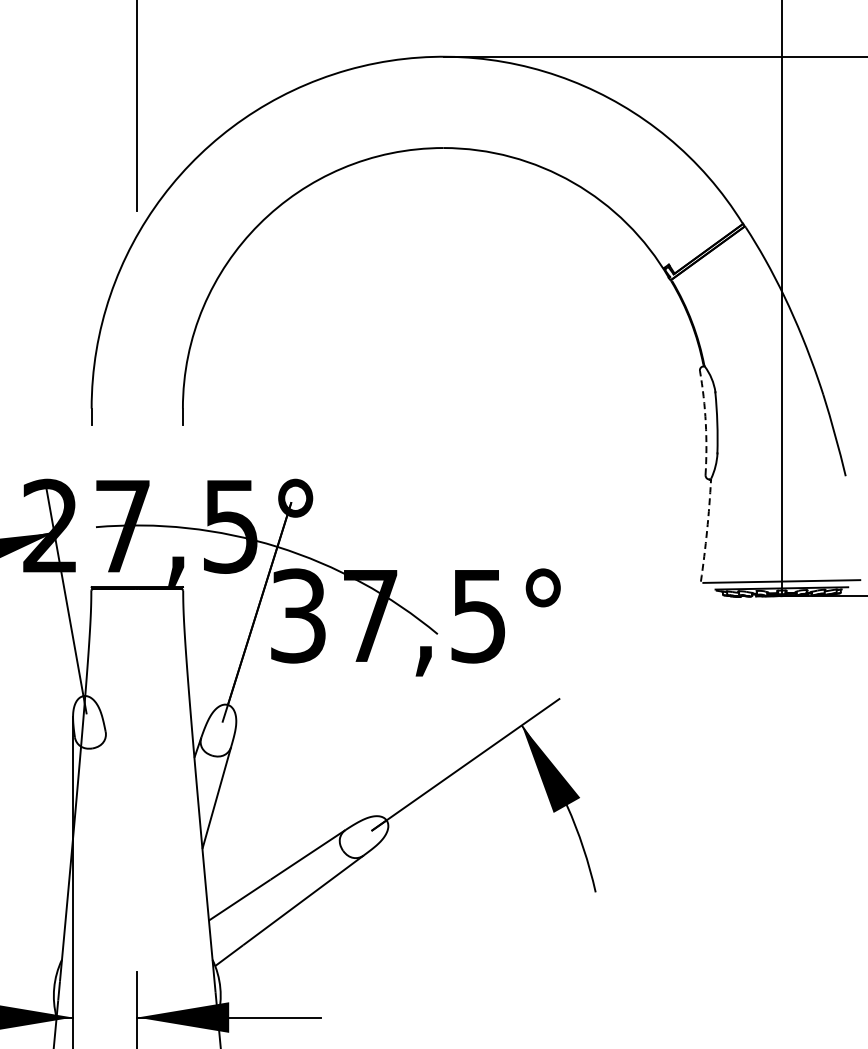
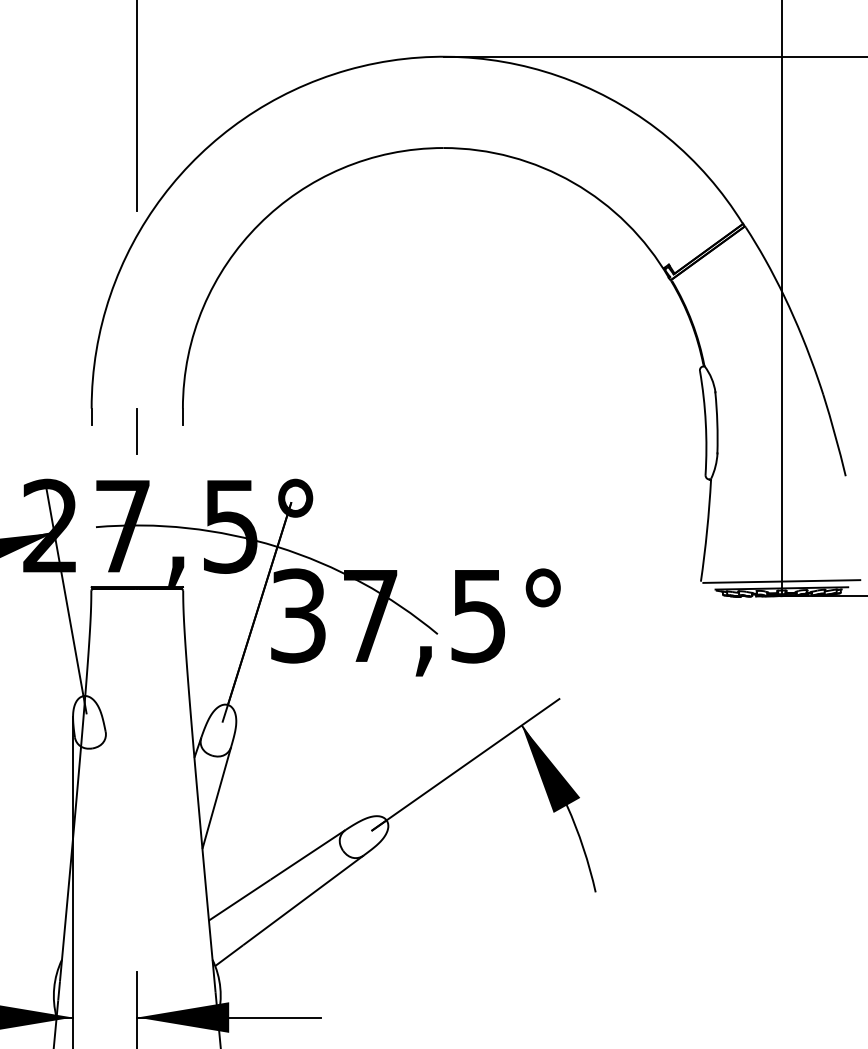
arc: dashed -> solid (705, 422)
line: none -> present (136, 431)
arc: dashed -> solid (707, 530)
